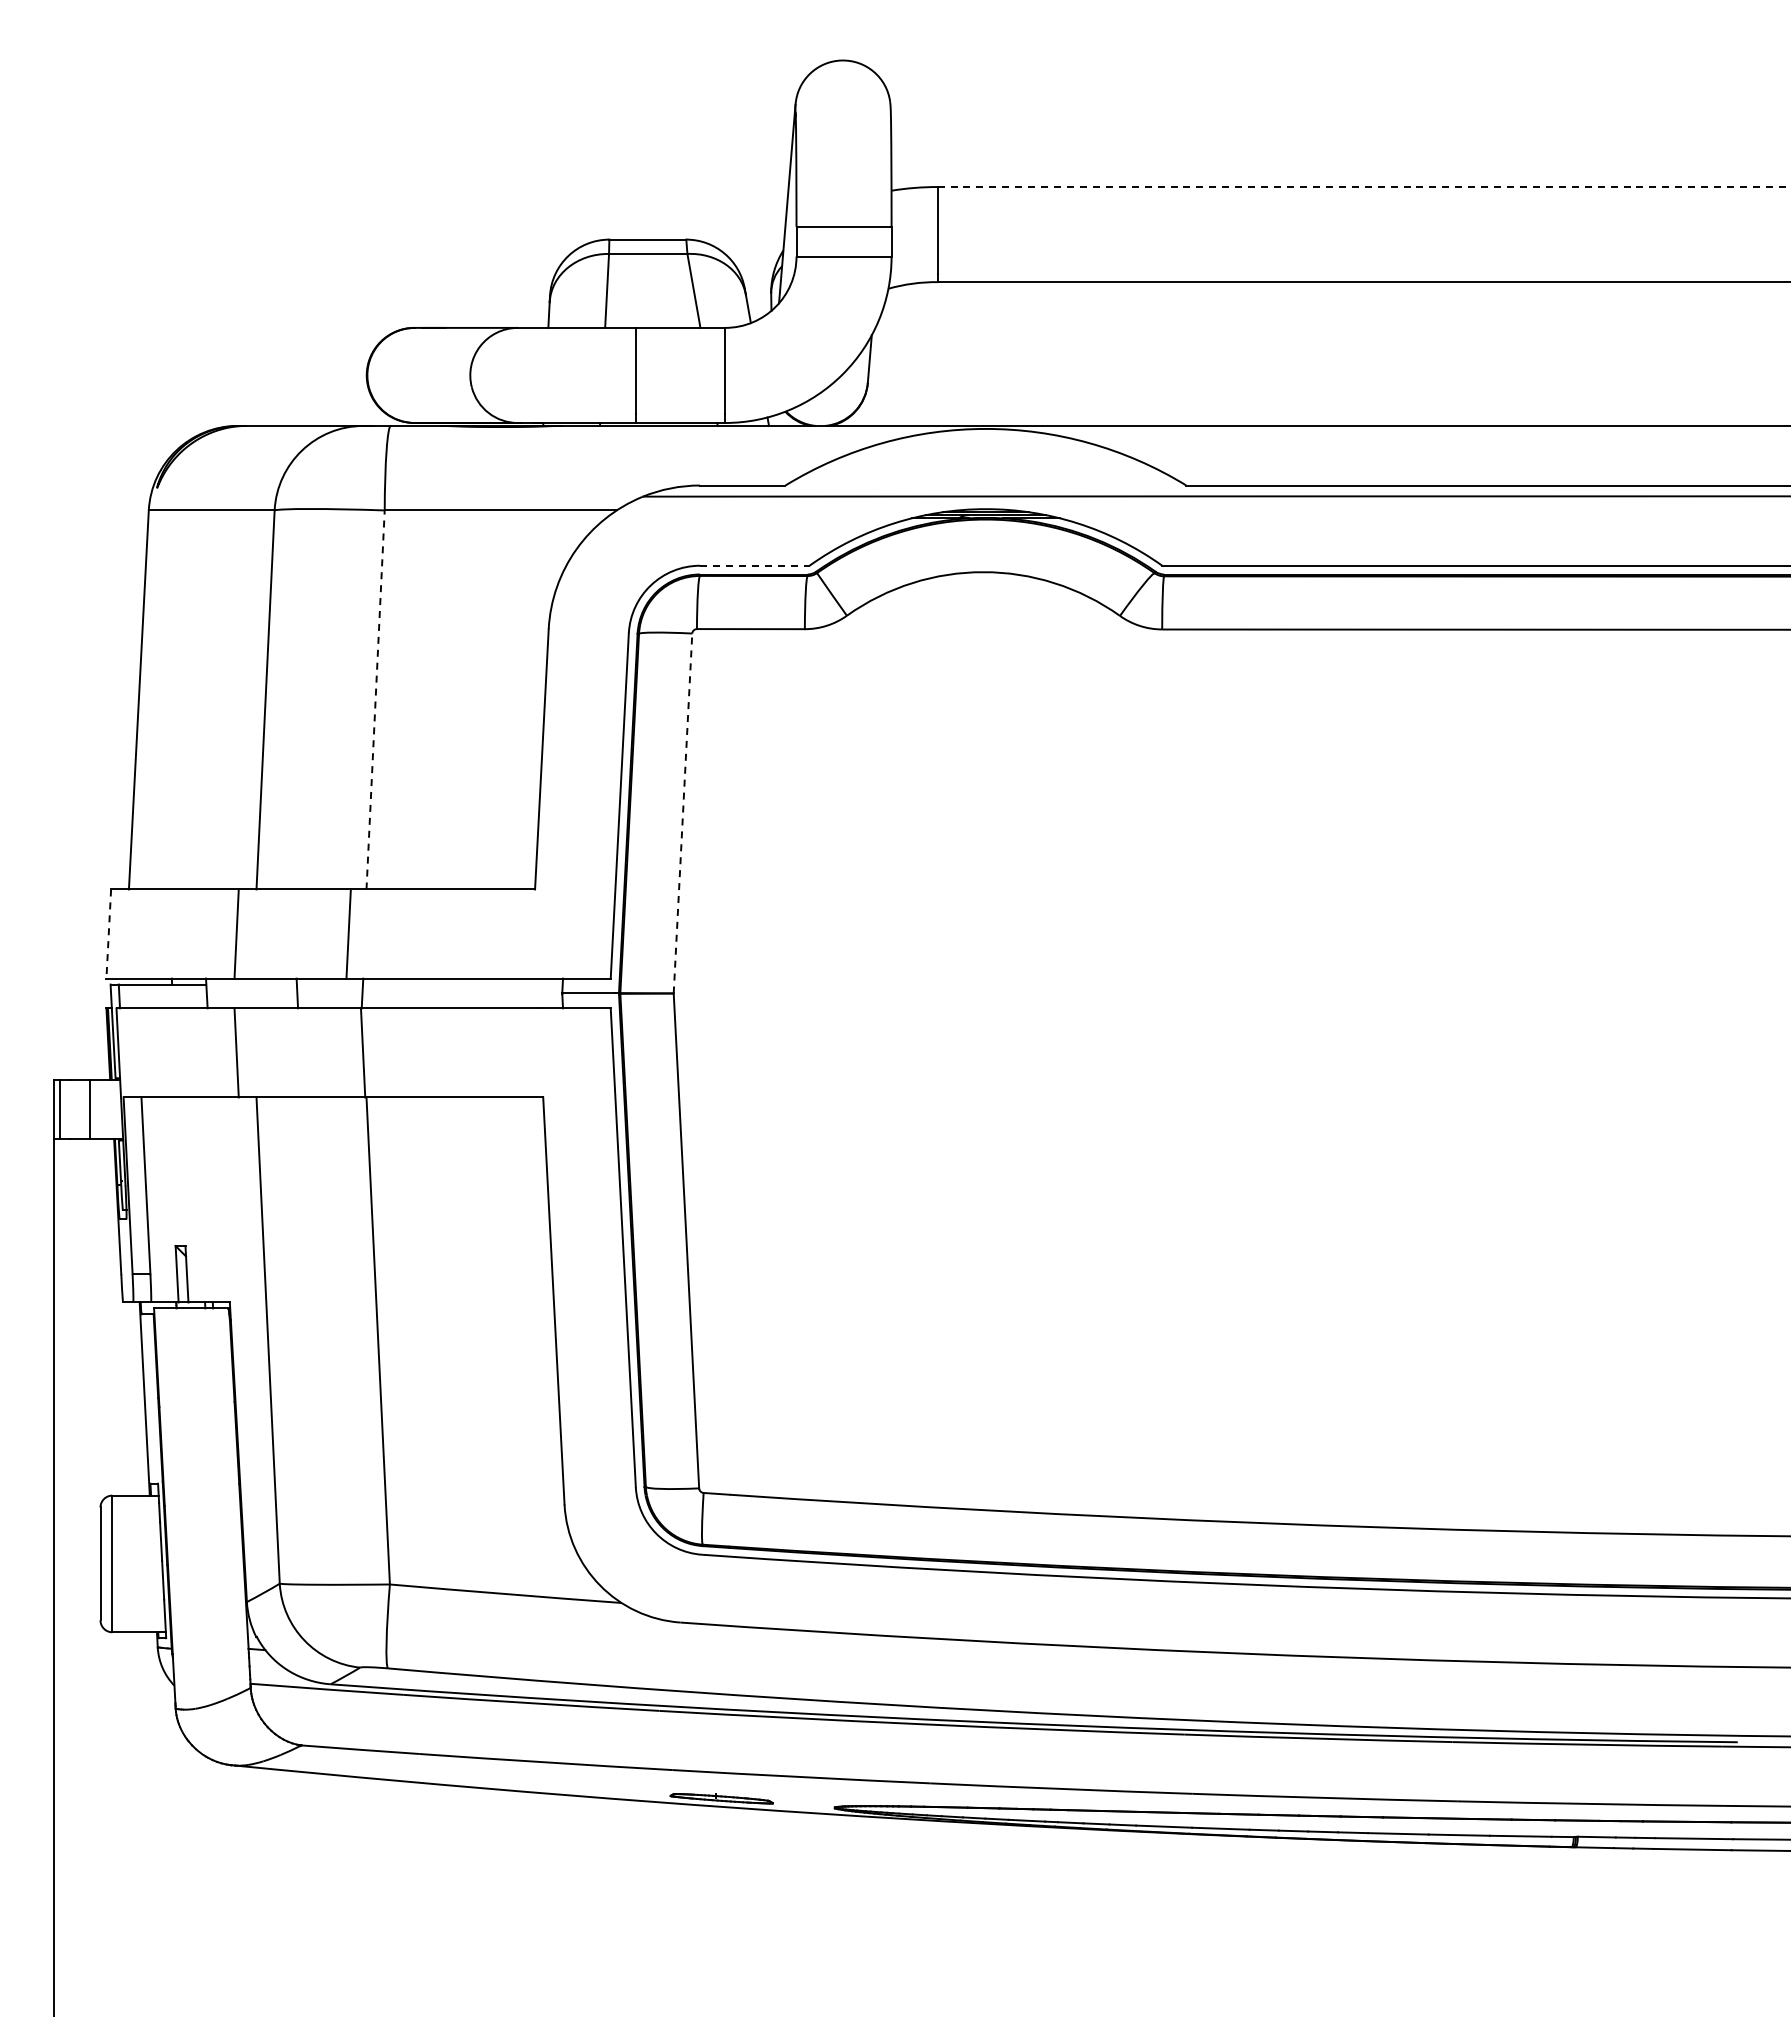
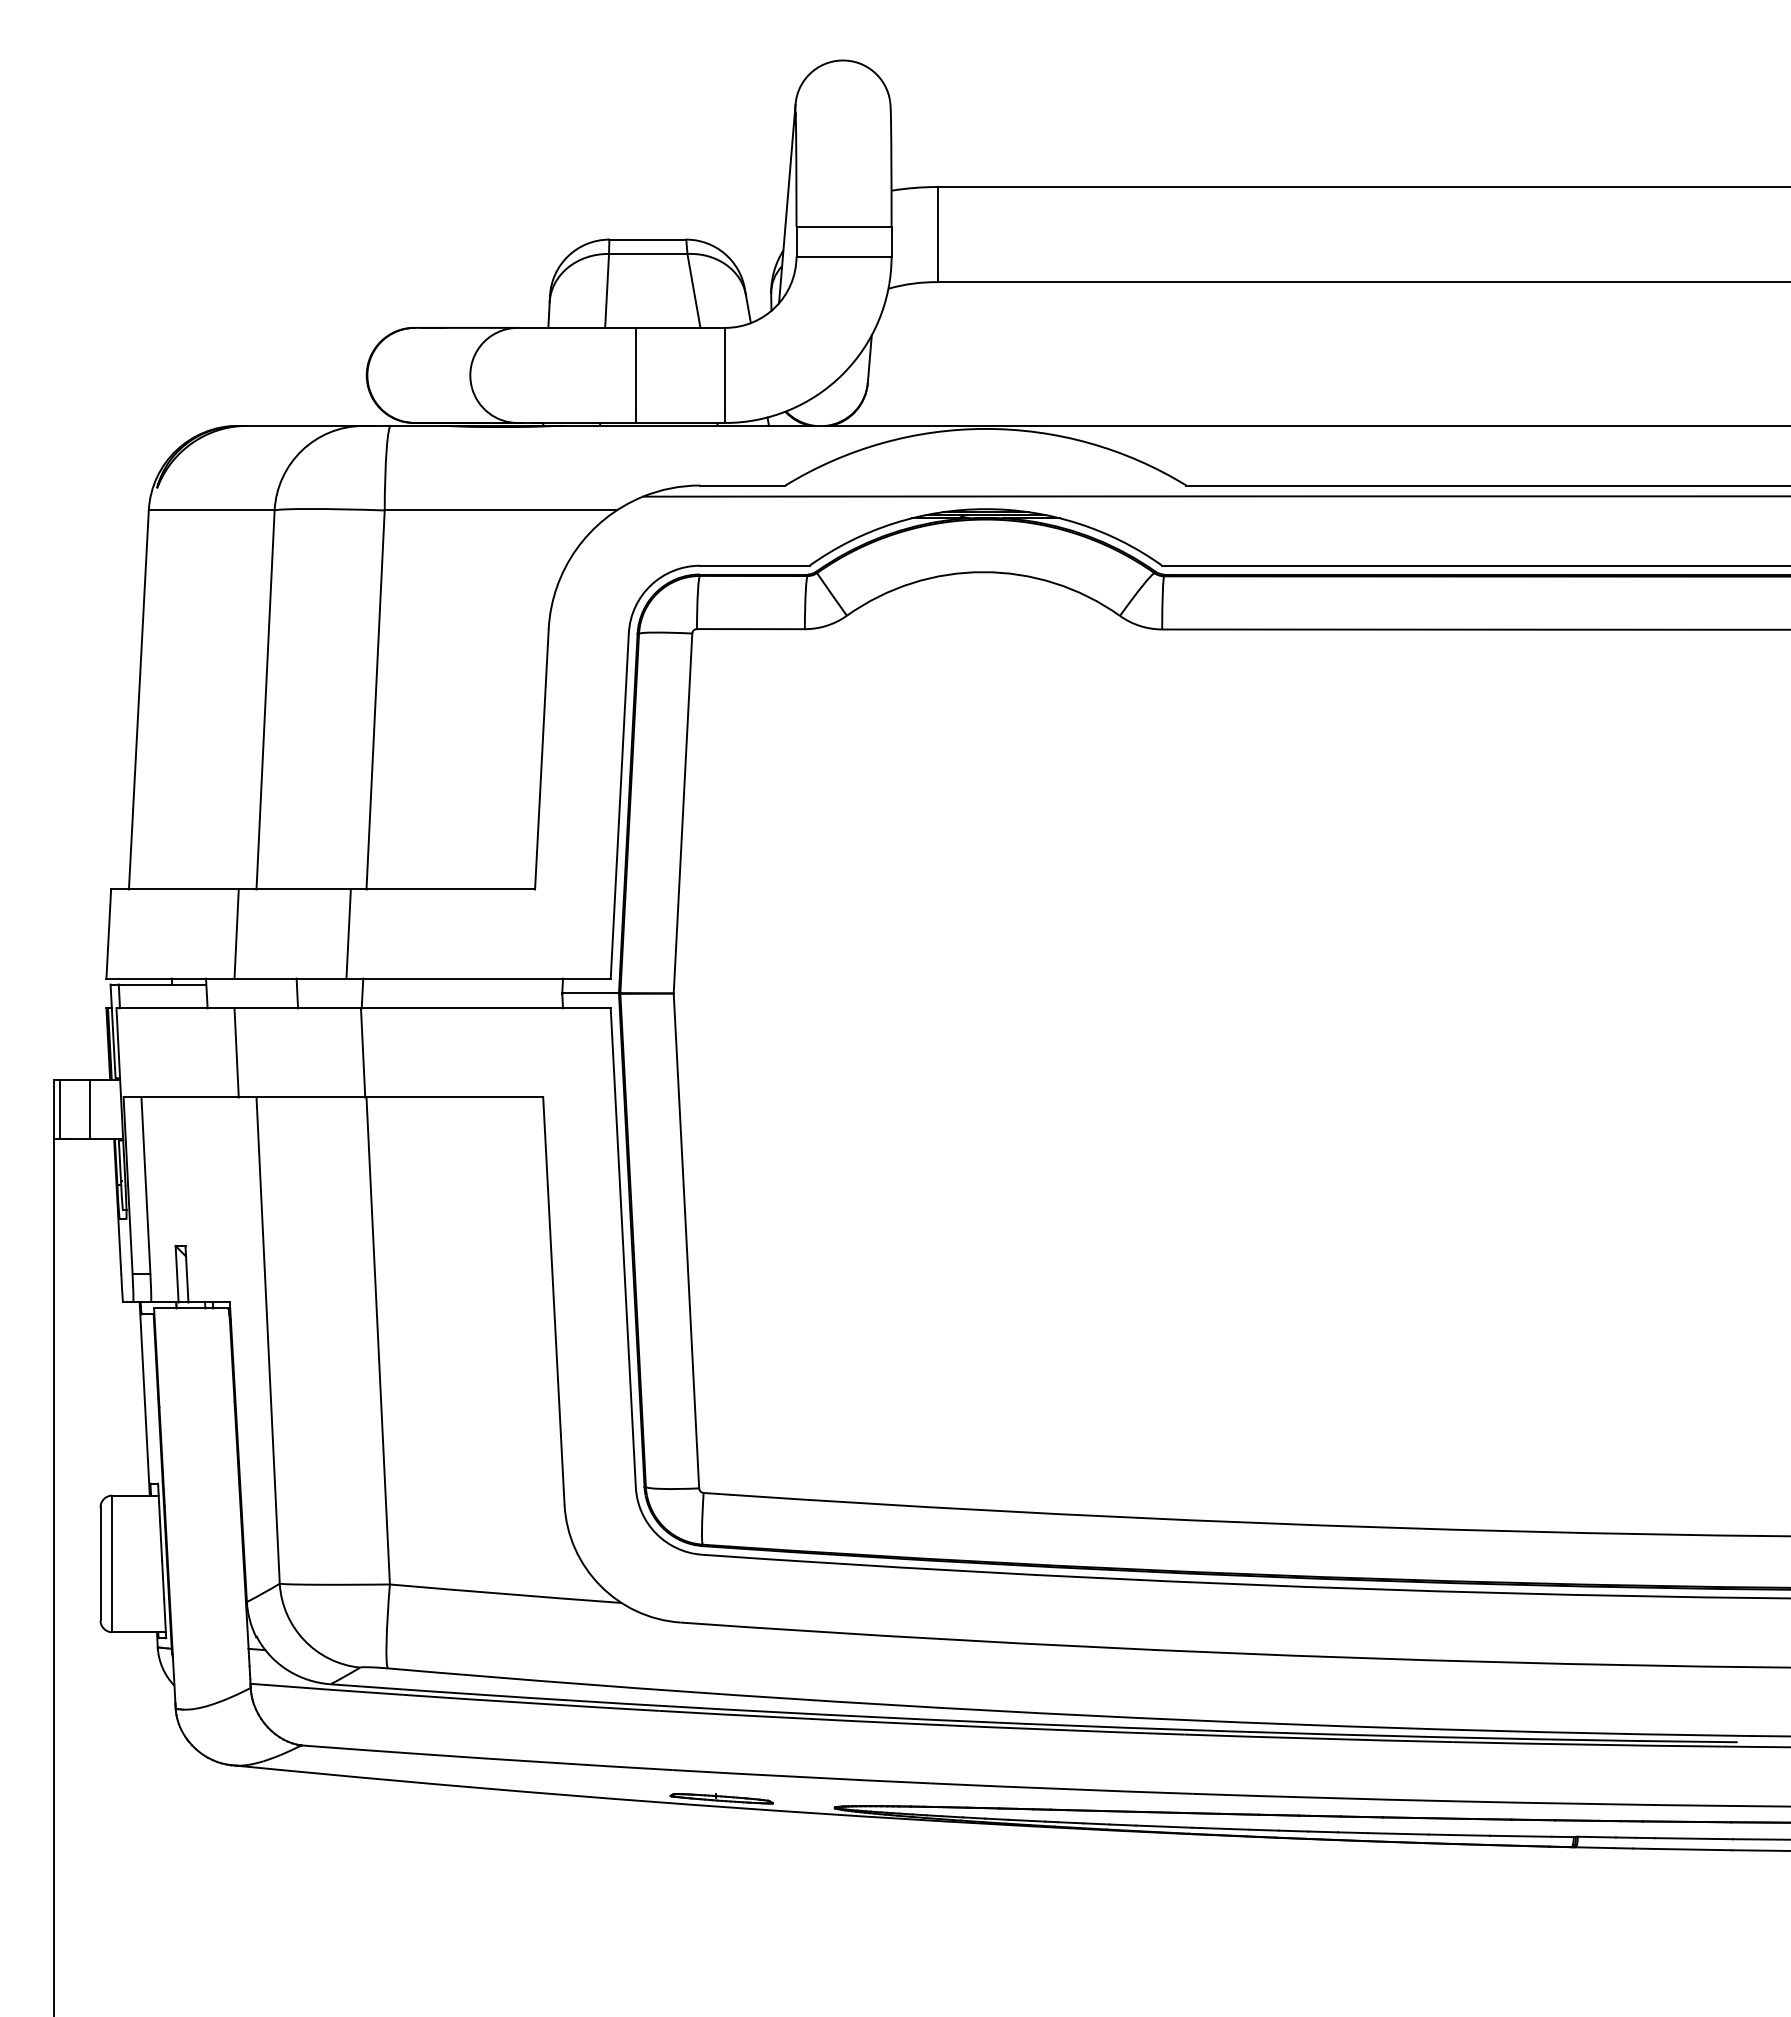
line: dashed -> solid (1364, 187)
line: dashed -> solid (754, 565)
line: dashed -> solid (375, 699)
line: dashed -> solid (683, 813)
line: dashed -> solid (108, 934)
